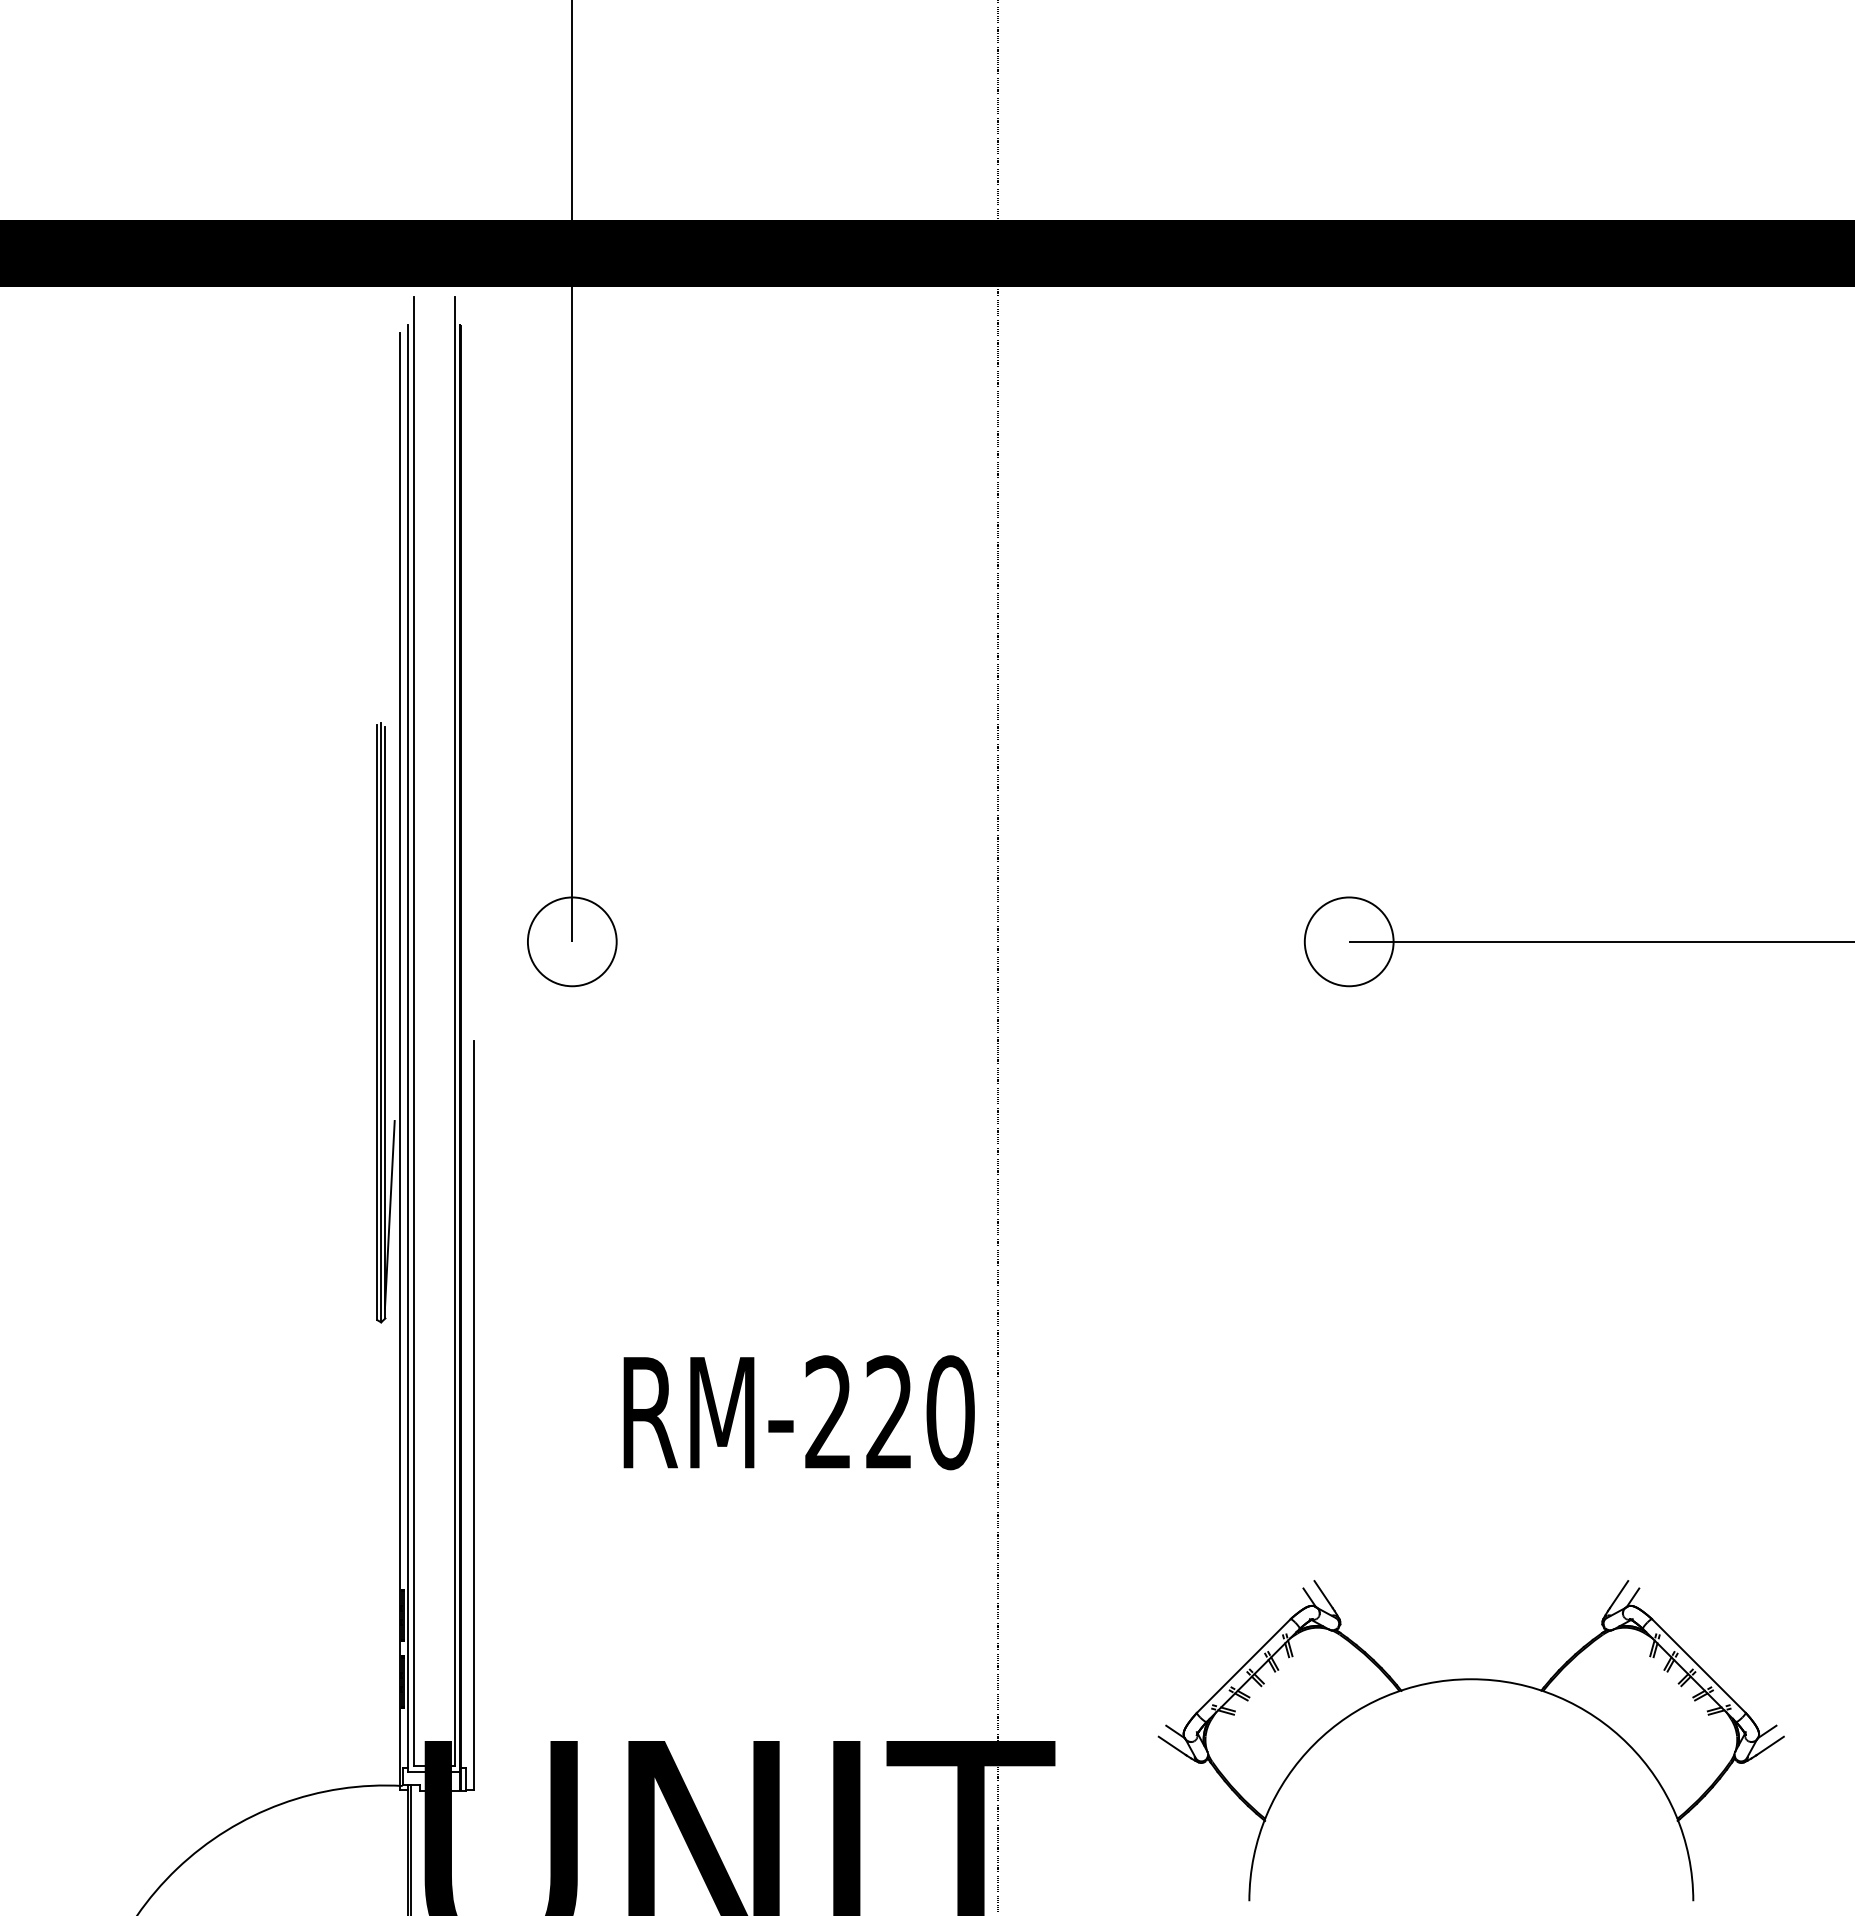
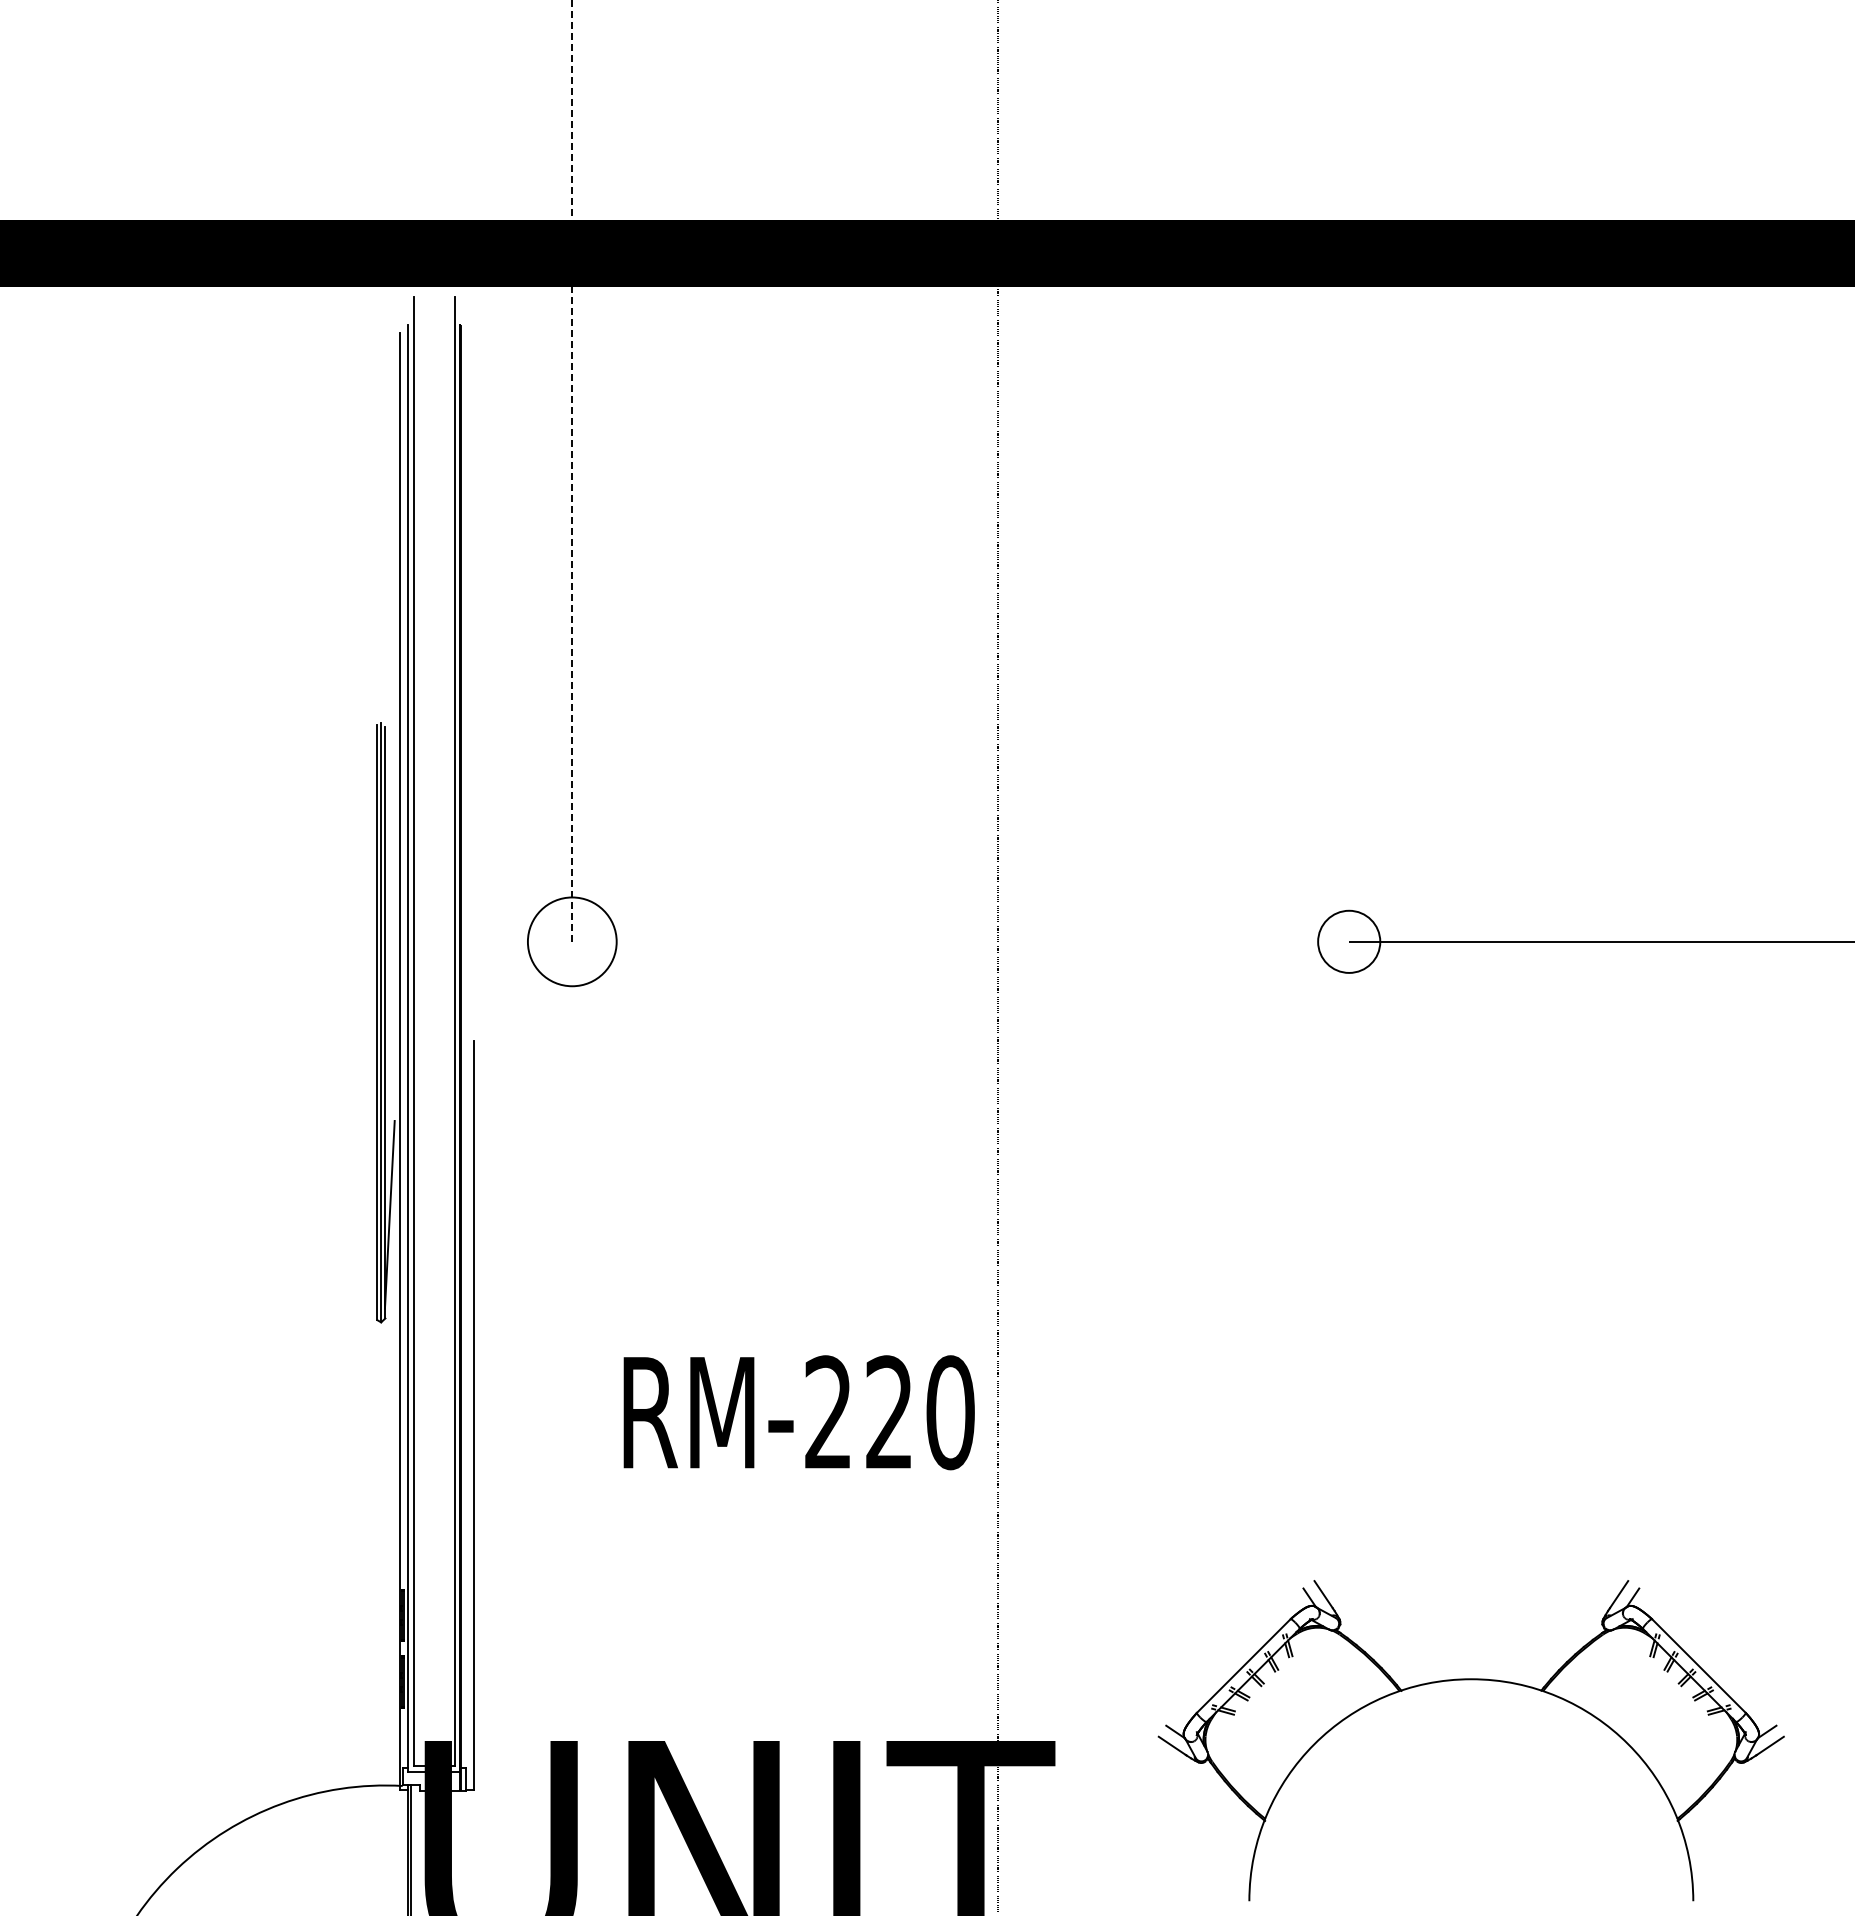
line: solid -> dashed (572, 470)
circle diameter: 89 px -> 62 px (1349, 941)
